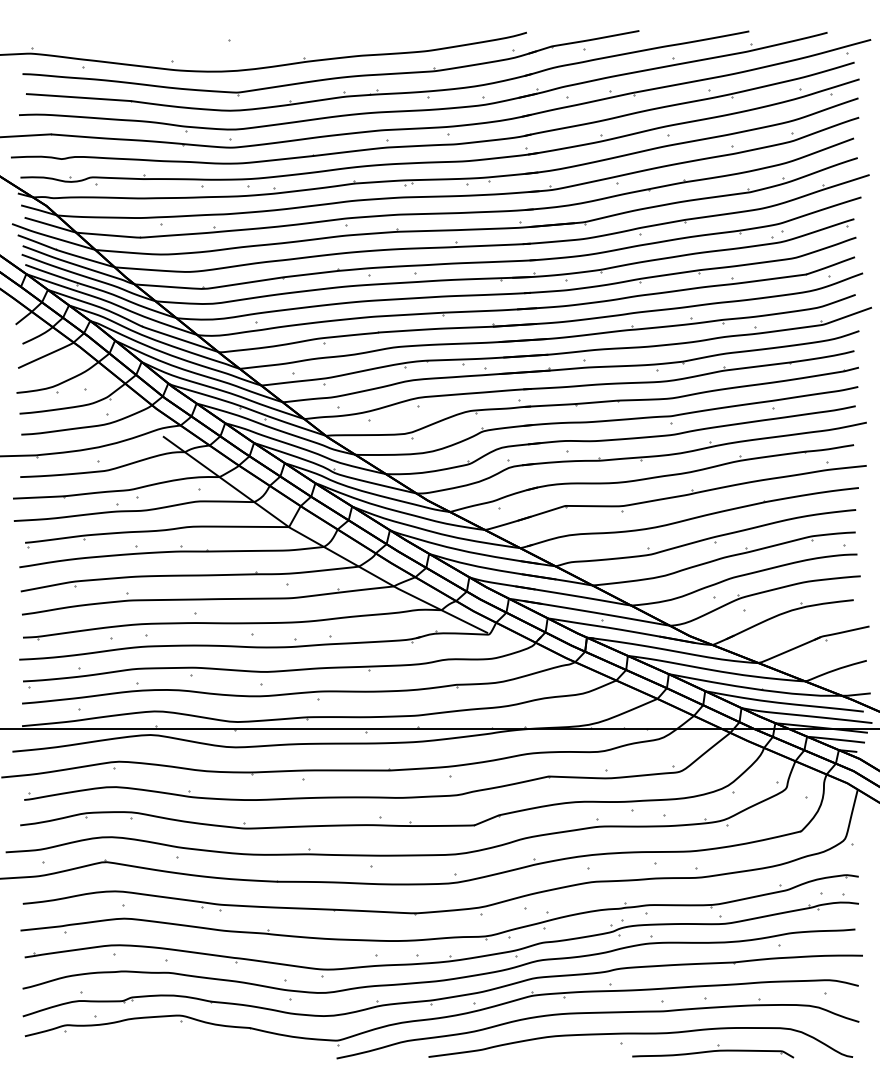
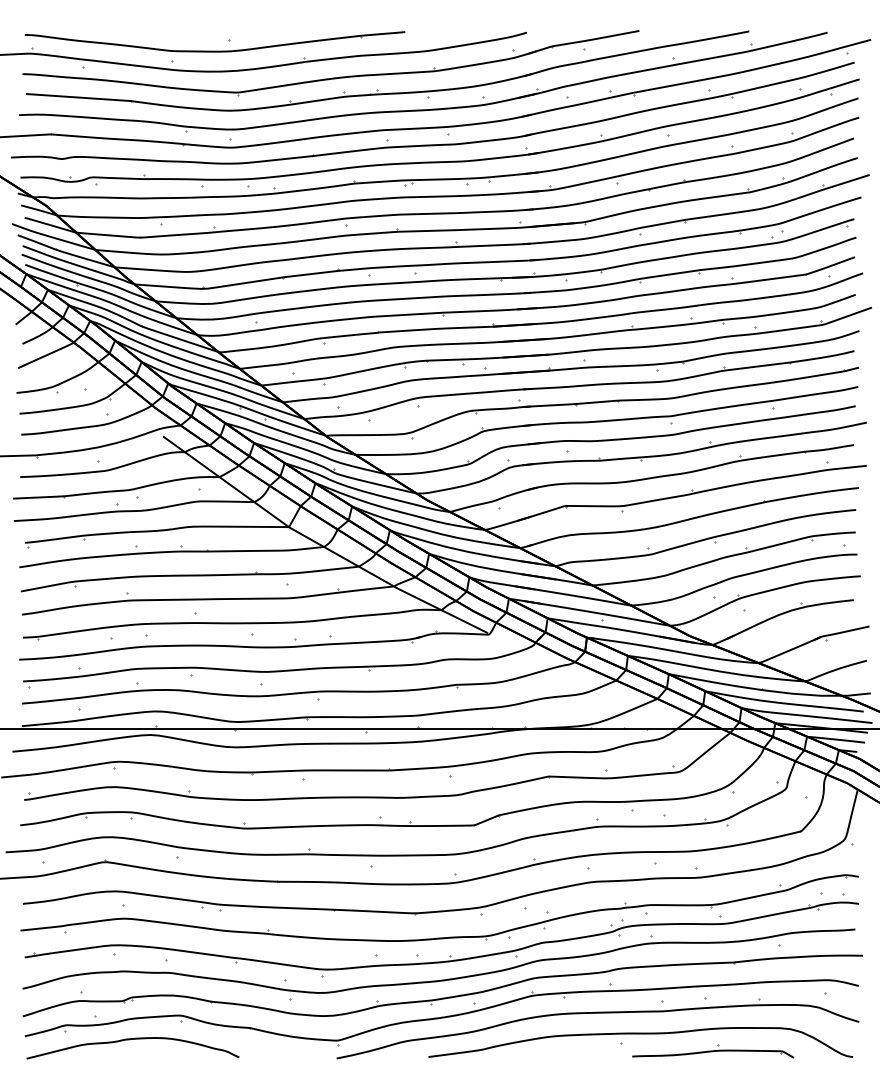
part: none -> present (214, 50)
curve: none -> present (129, 1040)
